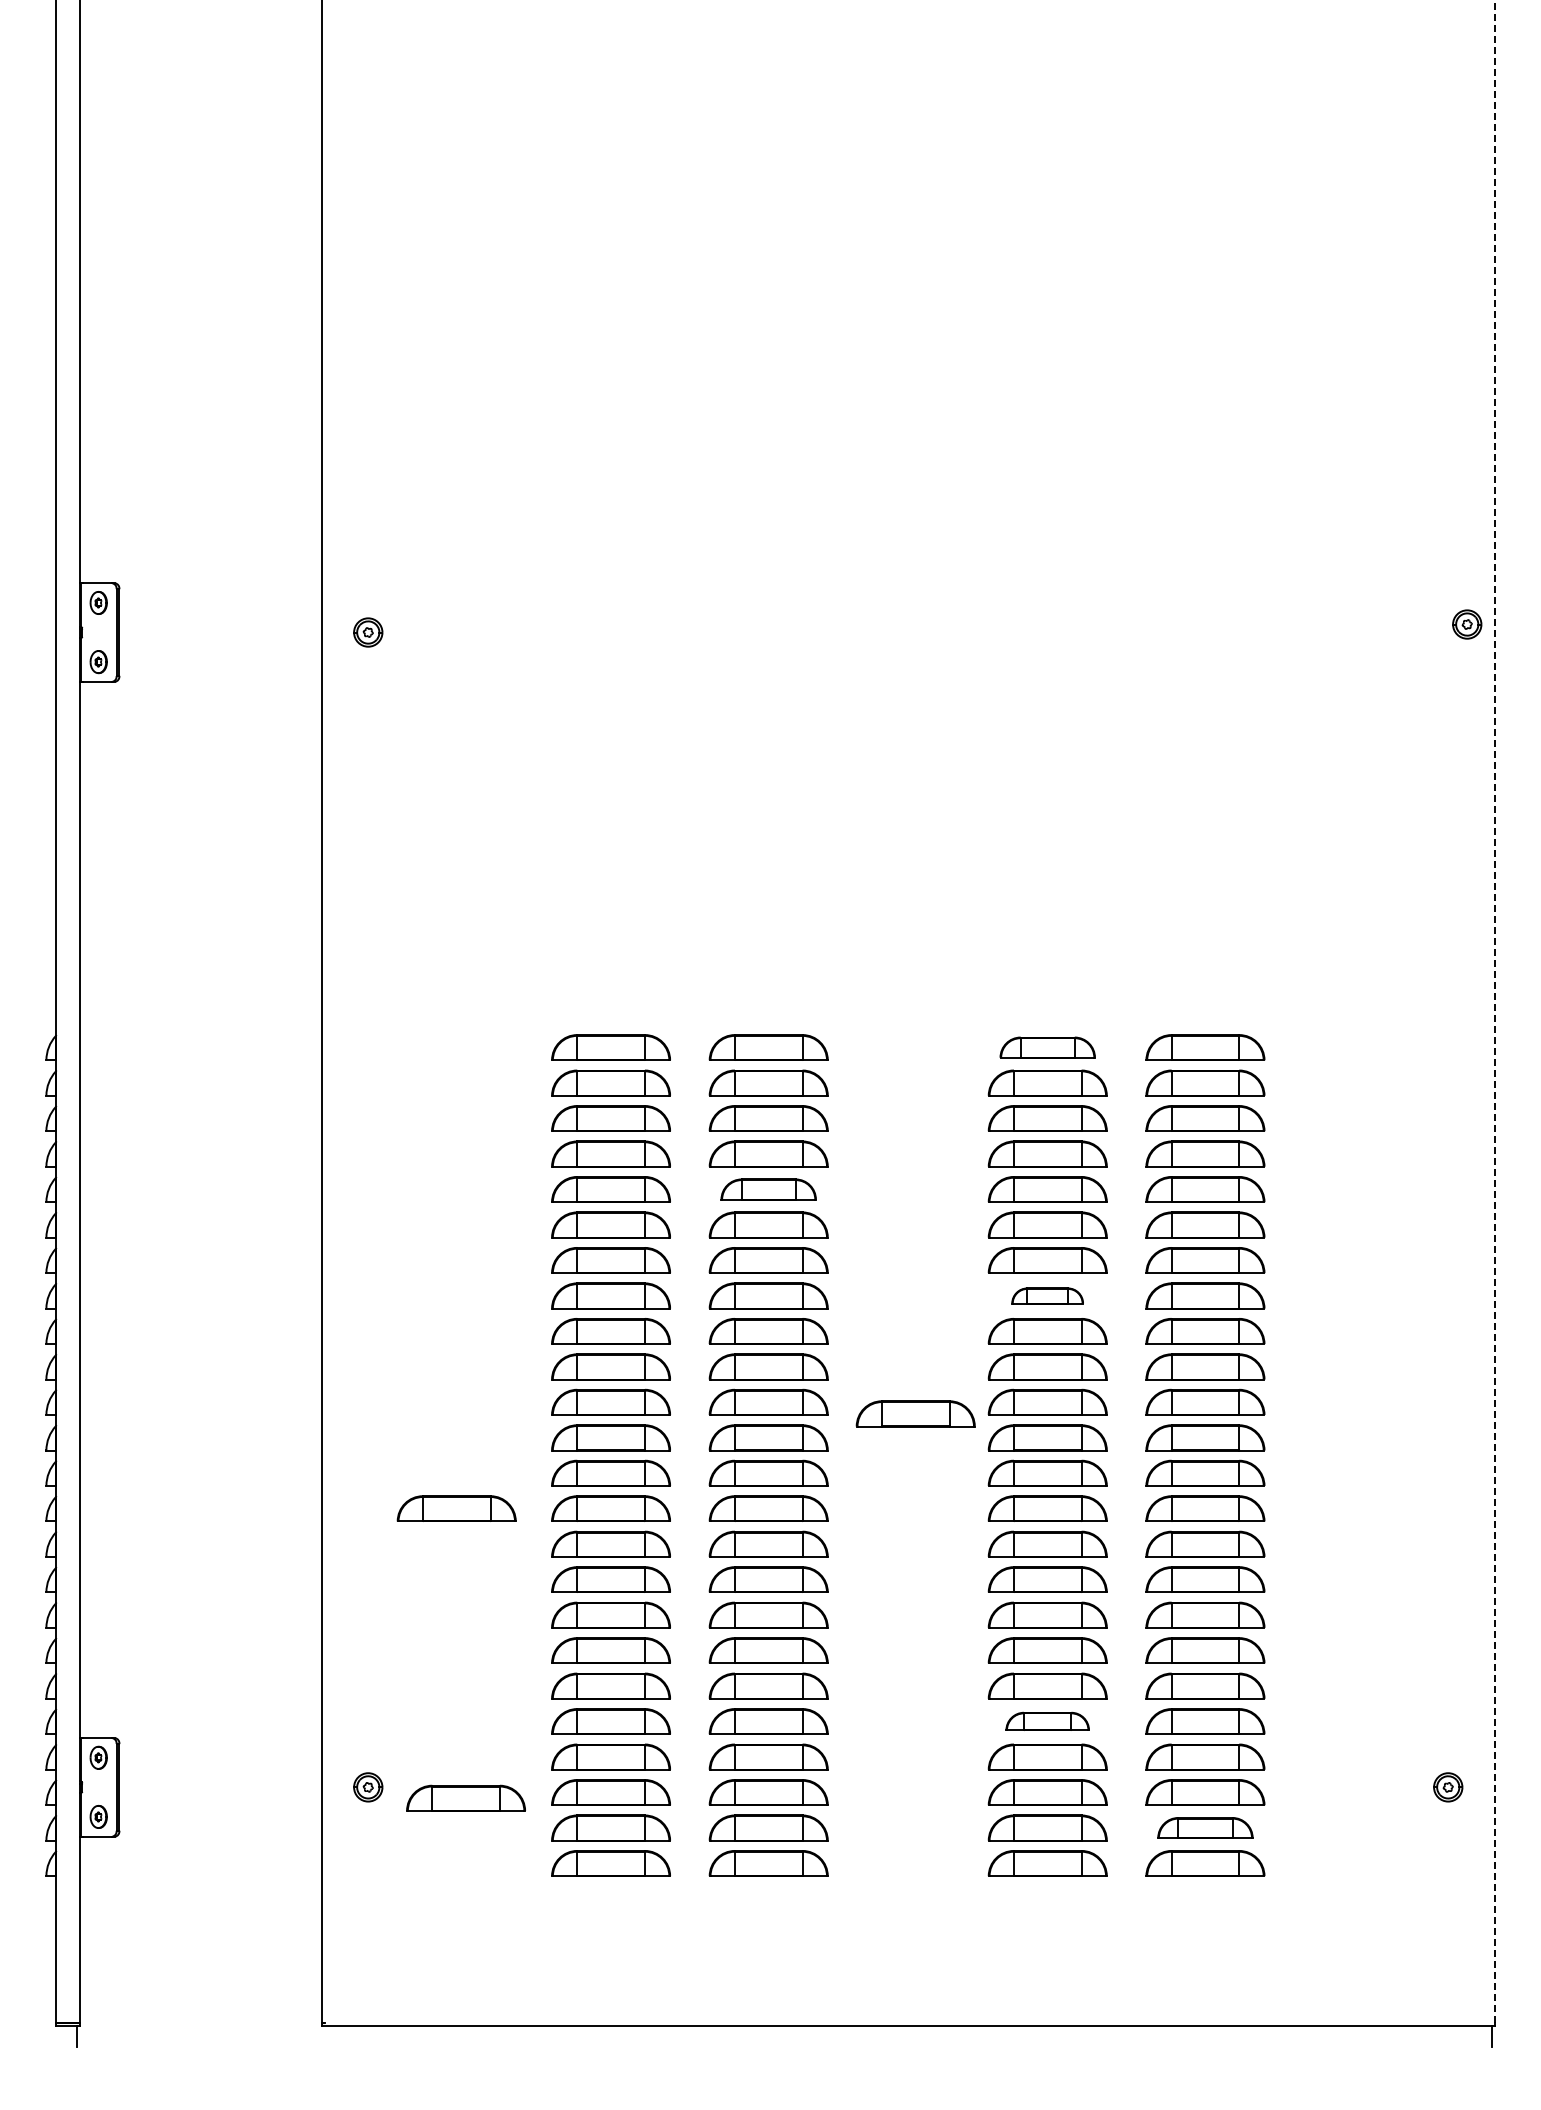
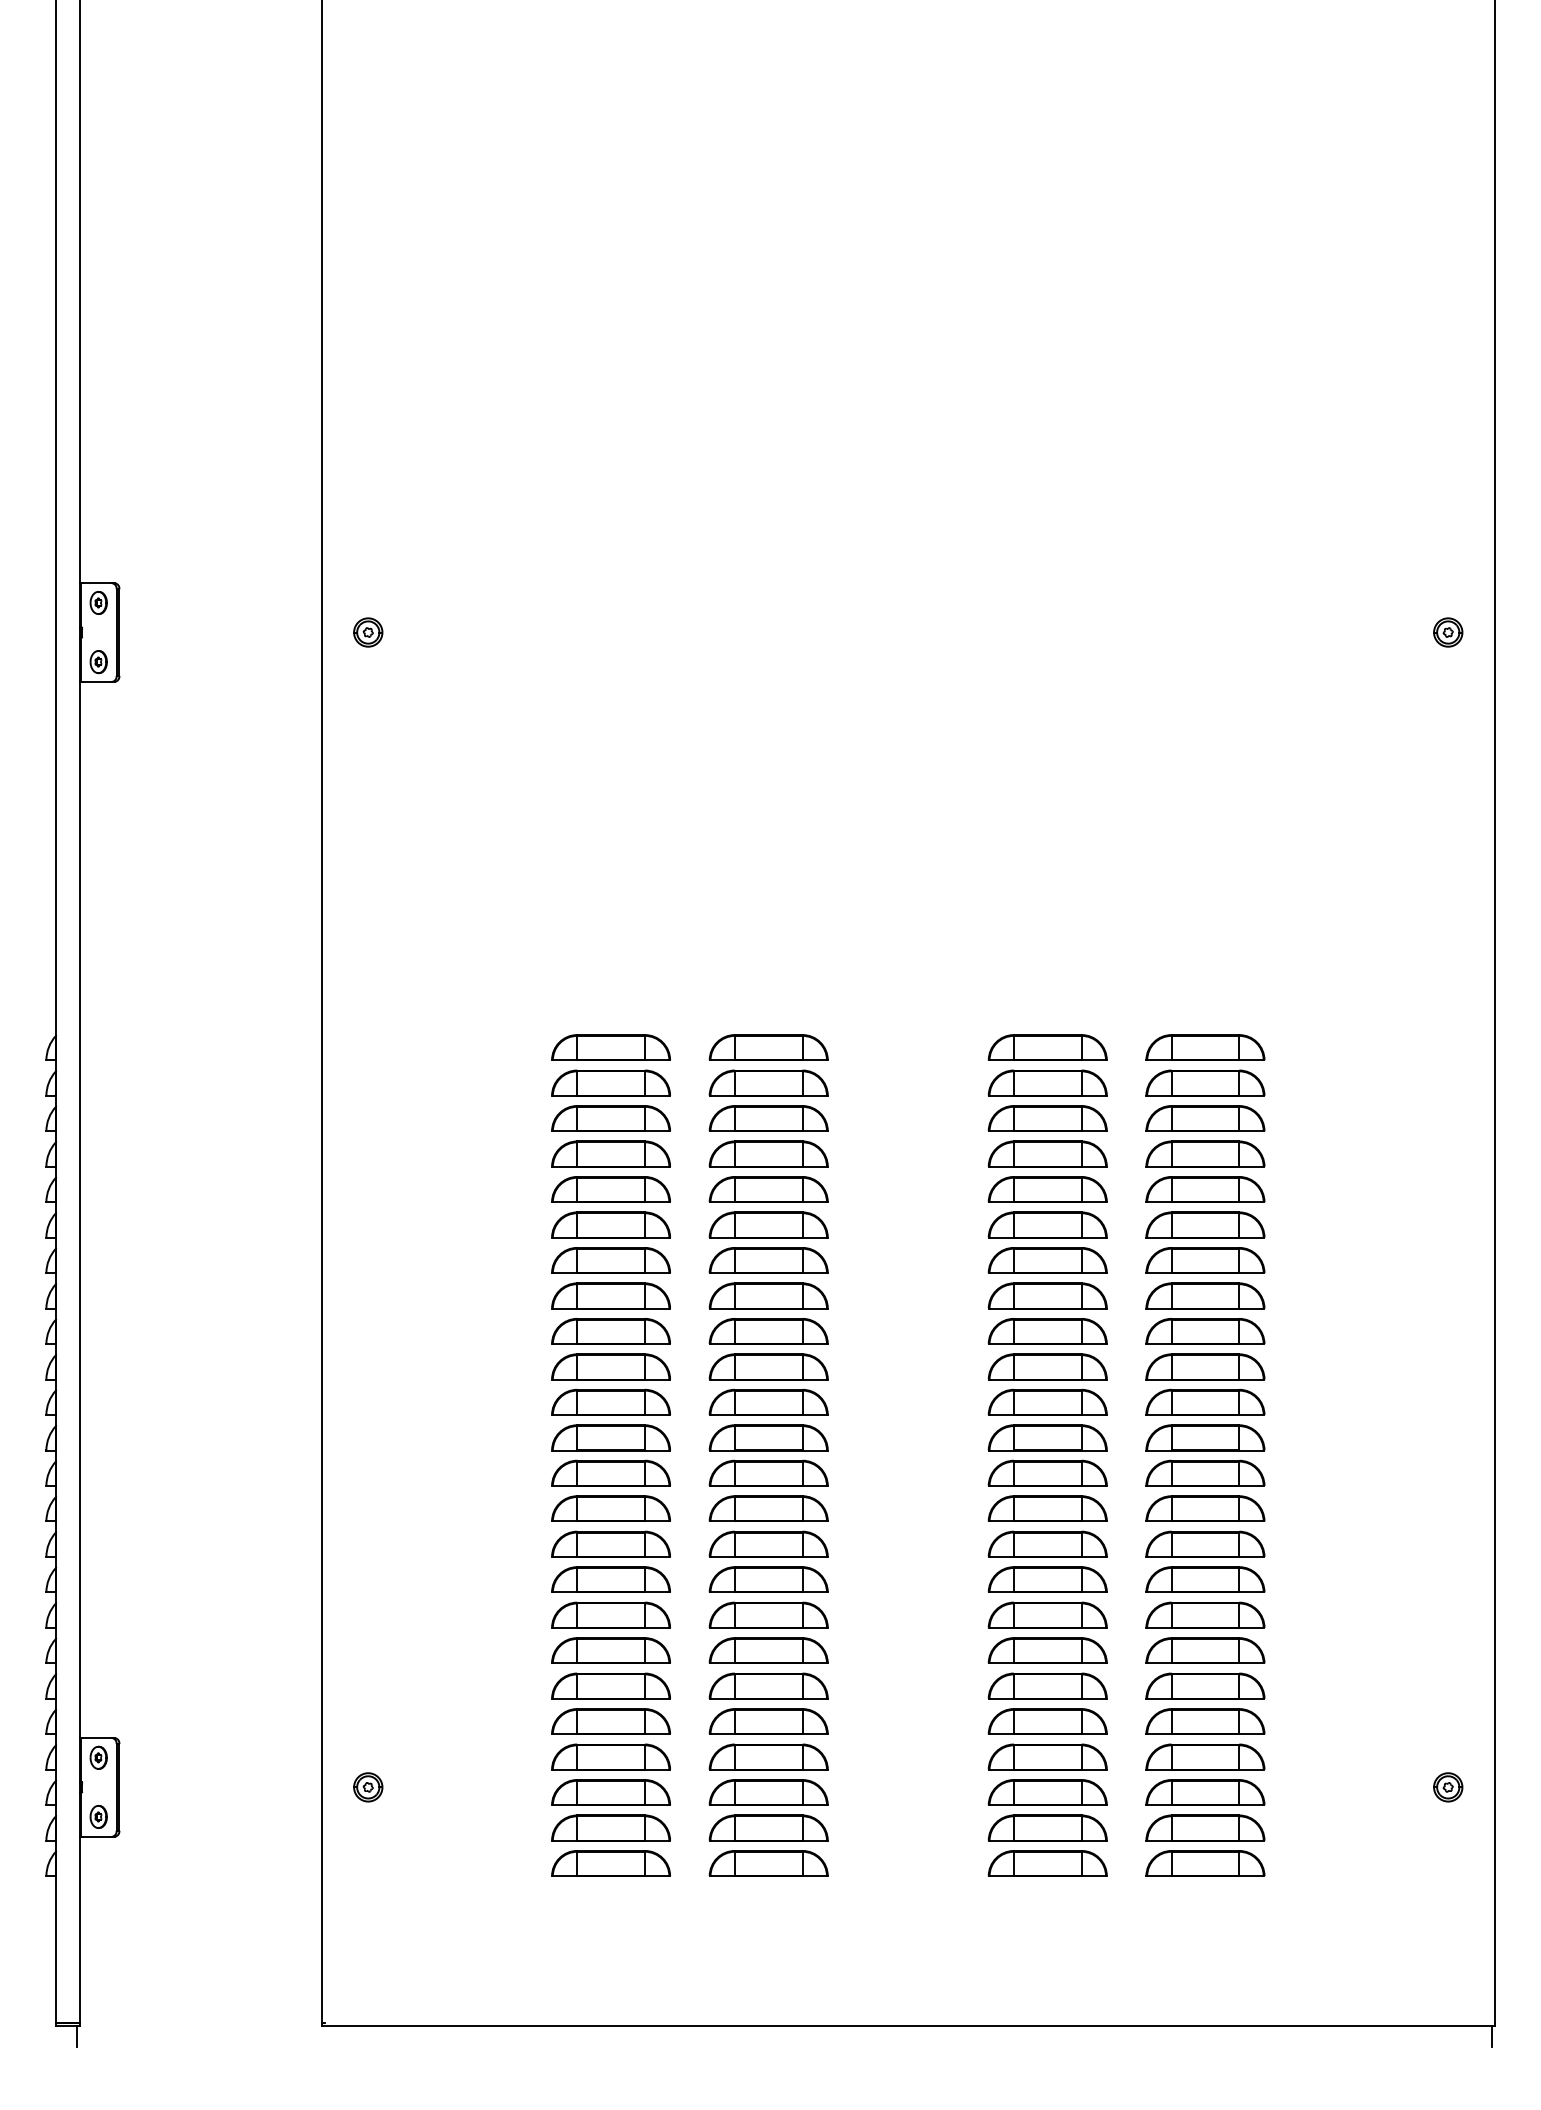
part position: (1467, 624) -> (1448, 632) (1448, 632)
line: dashed -> solid (1494, 1011)
part size: 97x23 px -> 121x27 px (1047, 1047)
part size: 97x23 px -> 121x27 px (768, 1189)
part size: 73x18 px -> 121x28 px (1047, 1295)
part: present -> none (915, 1413)
part: present -> none (456, 1508)
part size: 85x20 px -> 121x27 px (1047, 1721)
part: present -> none (465, 1797)
part size: 97x22 px -> 121x28 px (1205, 1827)
